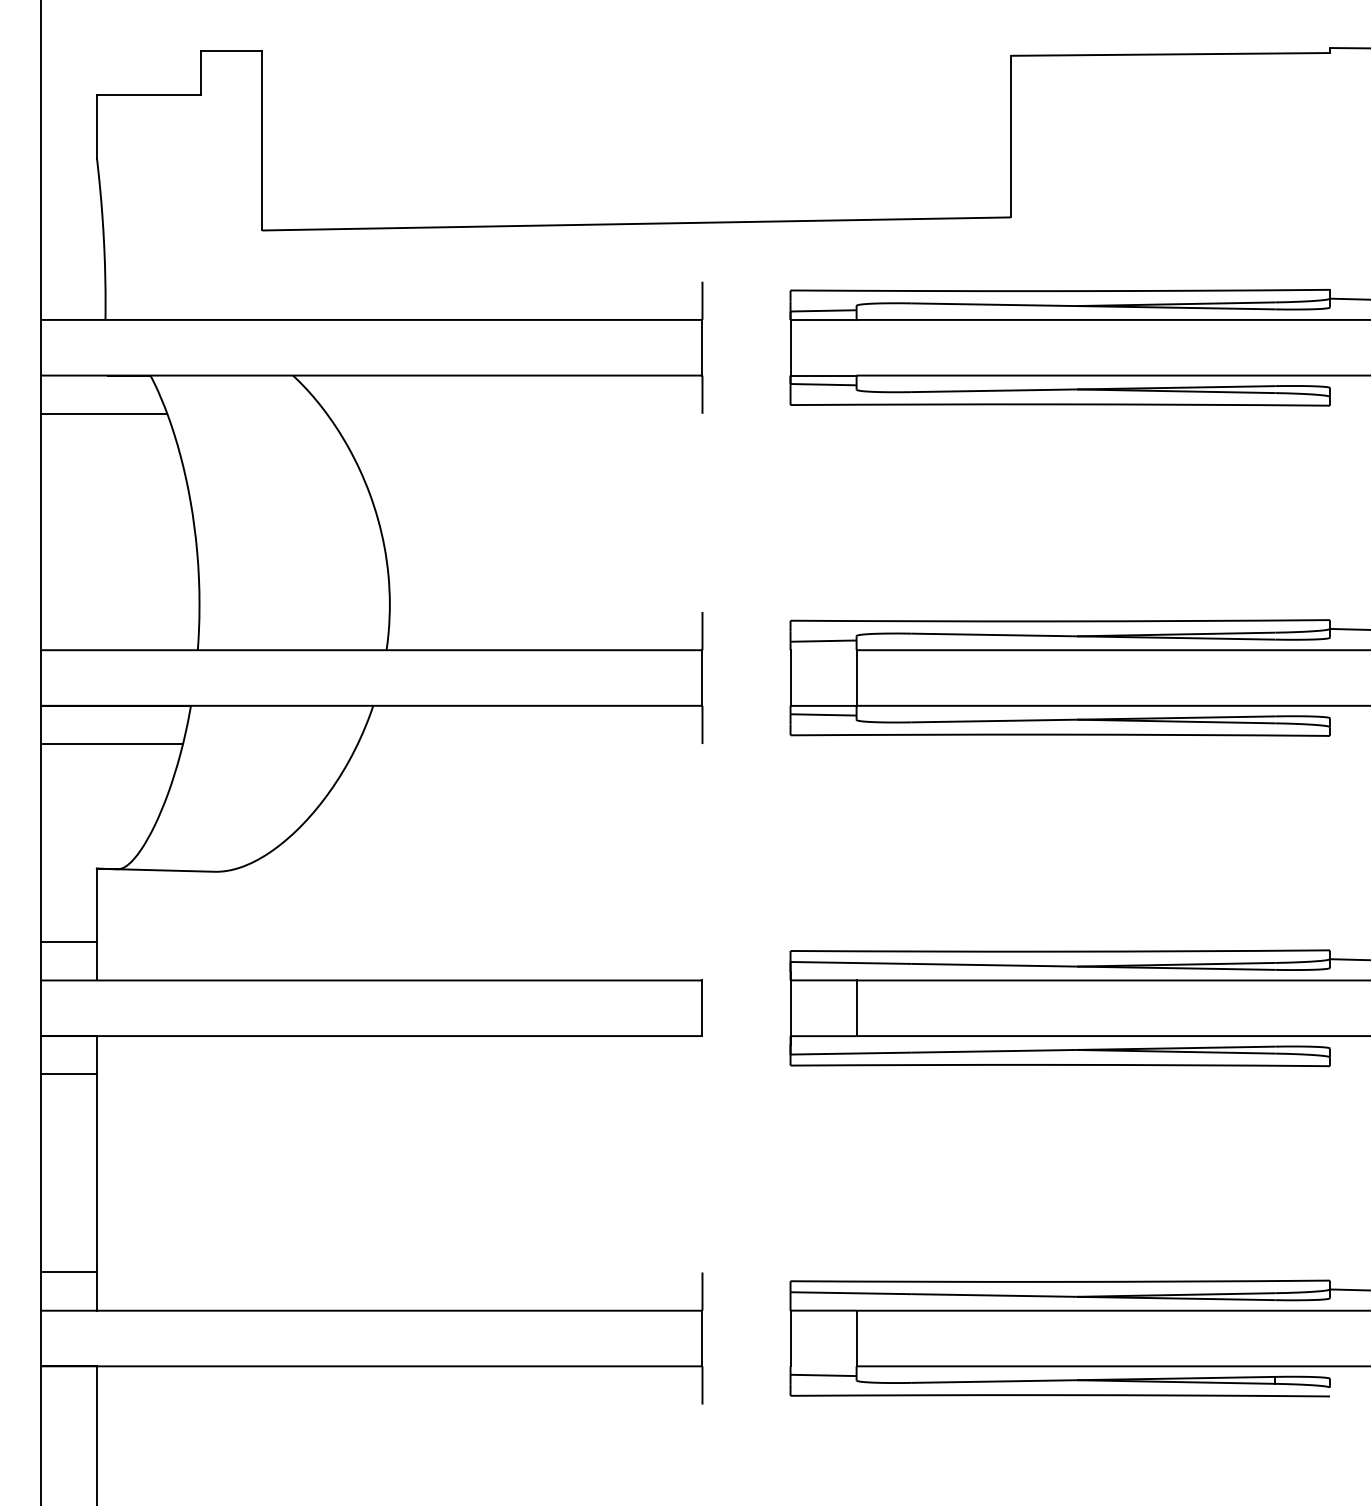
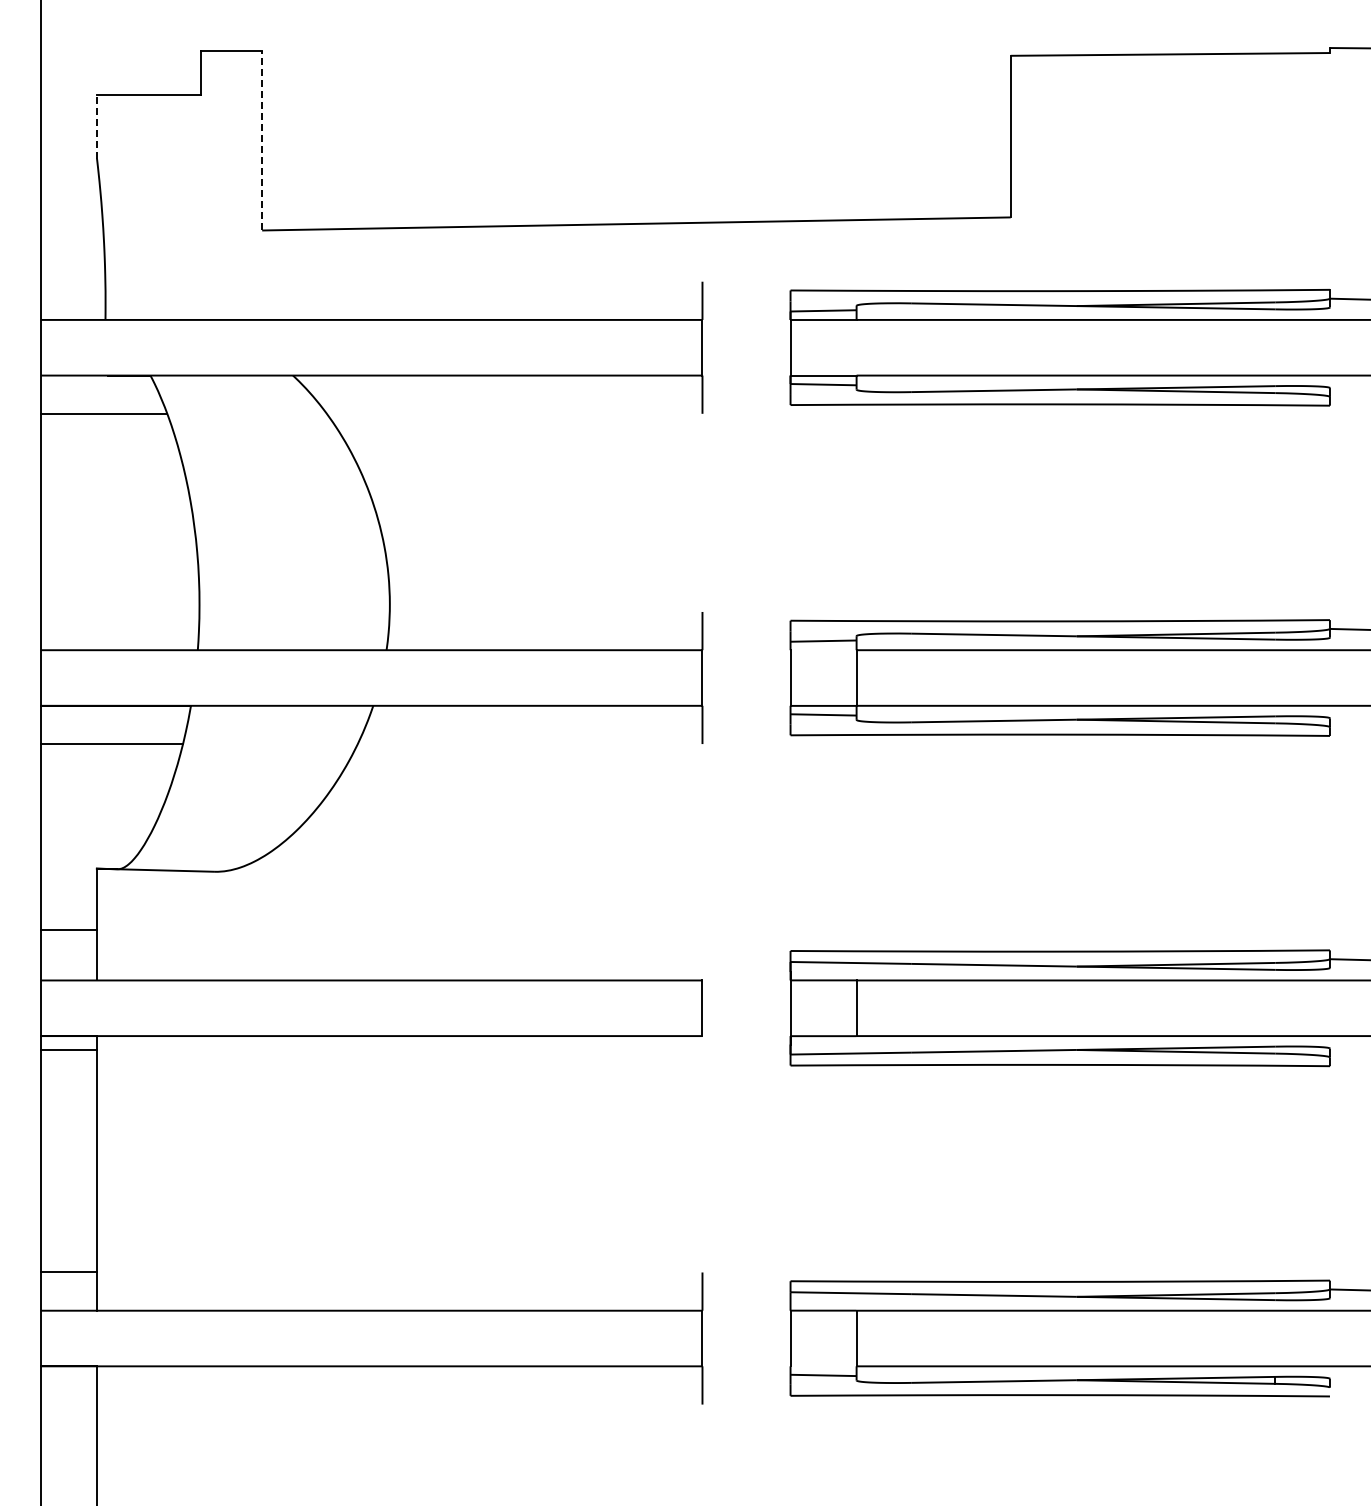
line: solid -> dashed (97, 126)
line: solid -> dashed (262, 140)
line position: (69, 942) -> (69, 930) (69, 930)
line position: (69, 1074) -> (69, 1050) (69, 1050)
